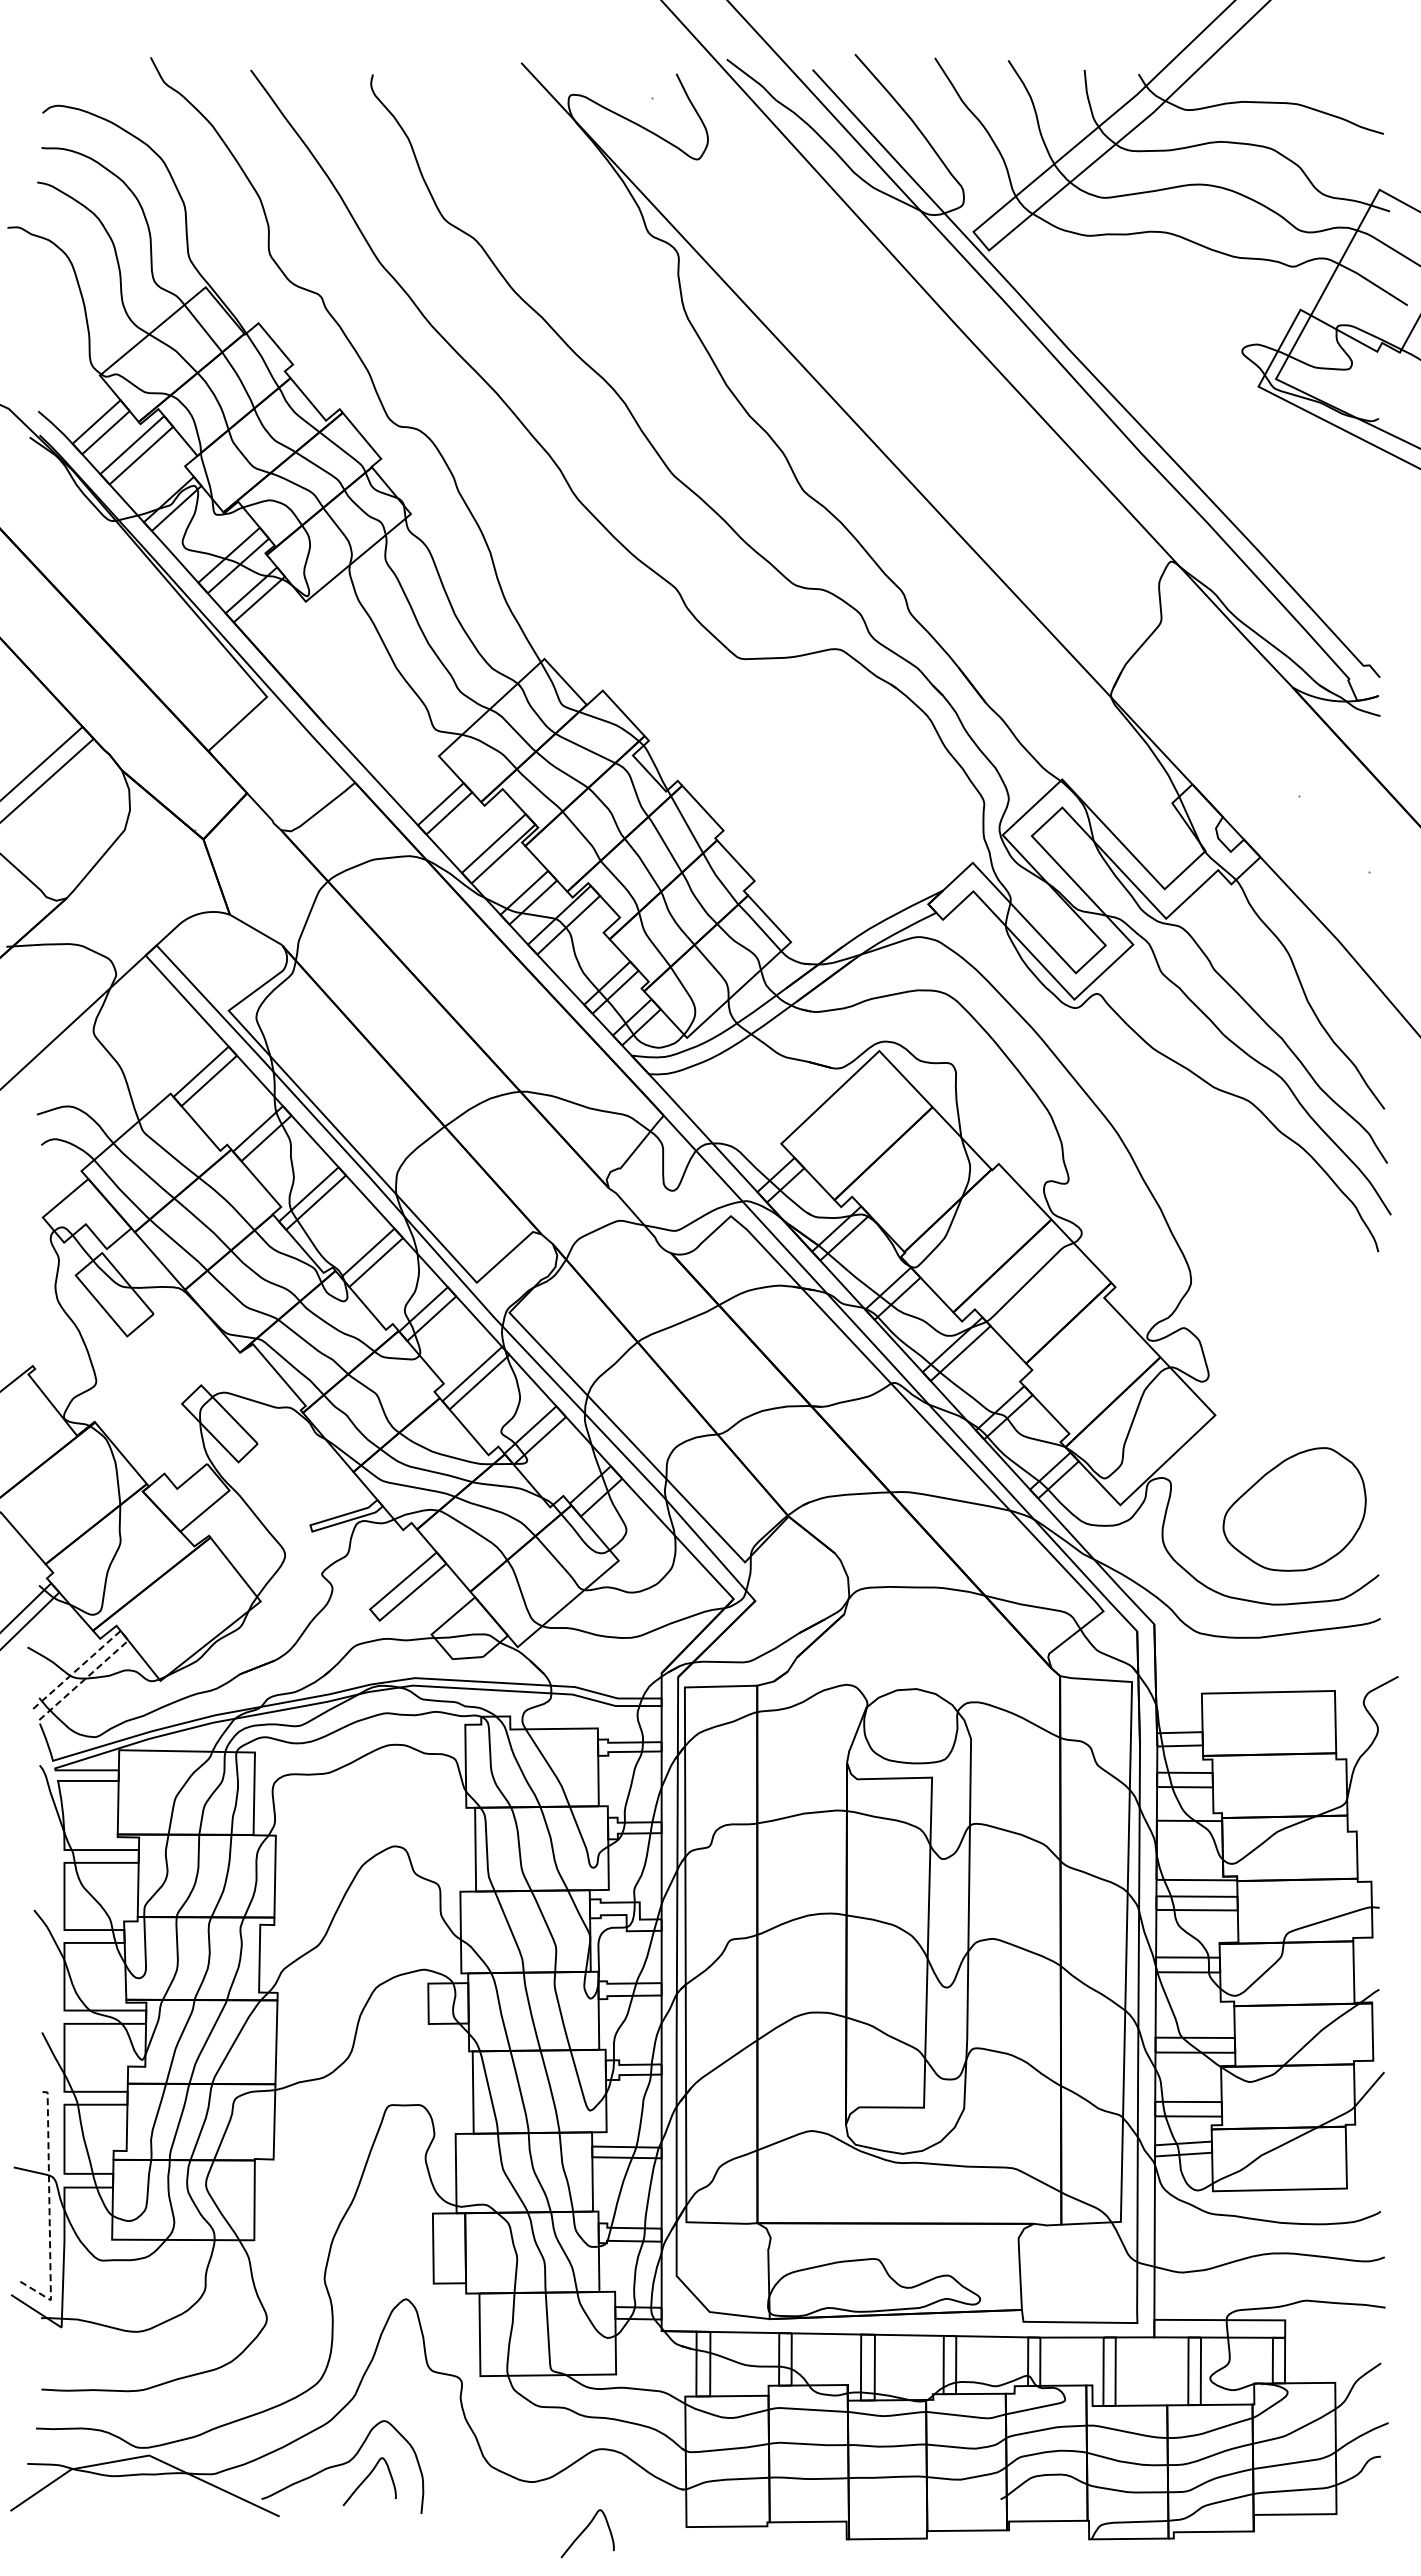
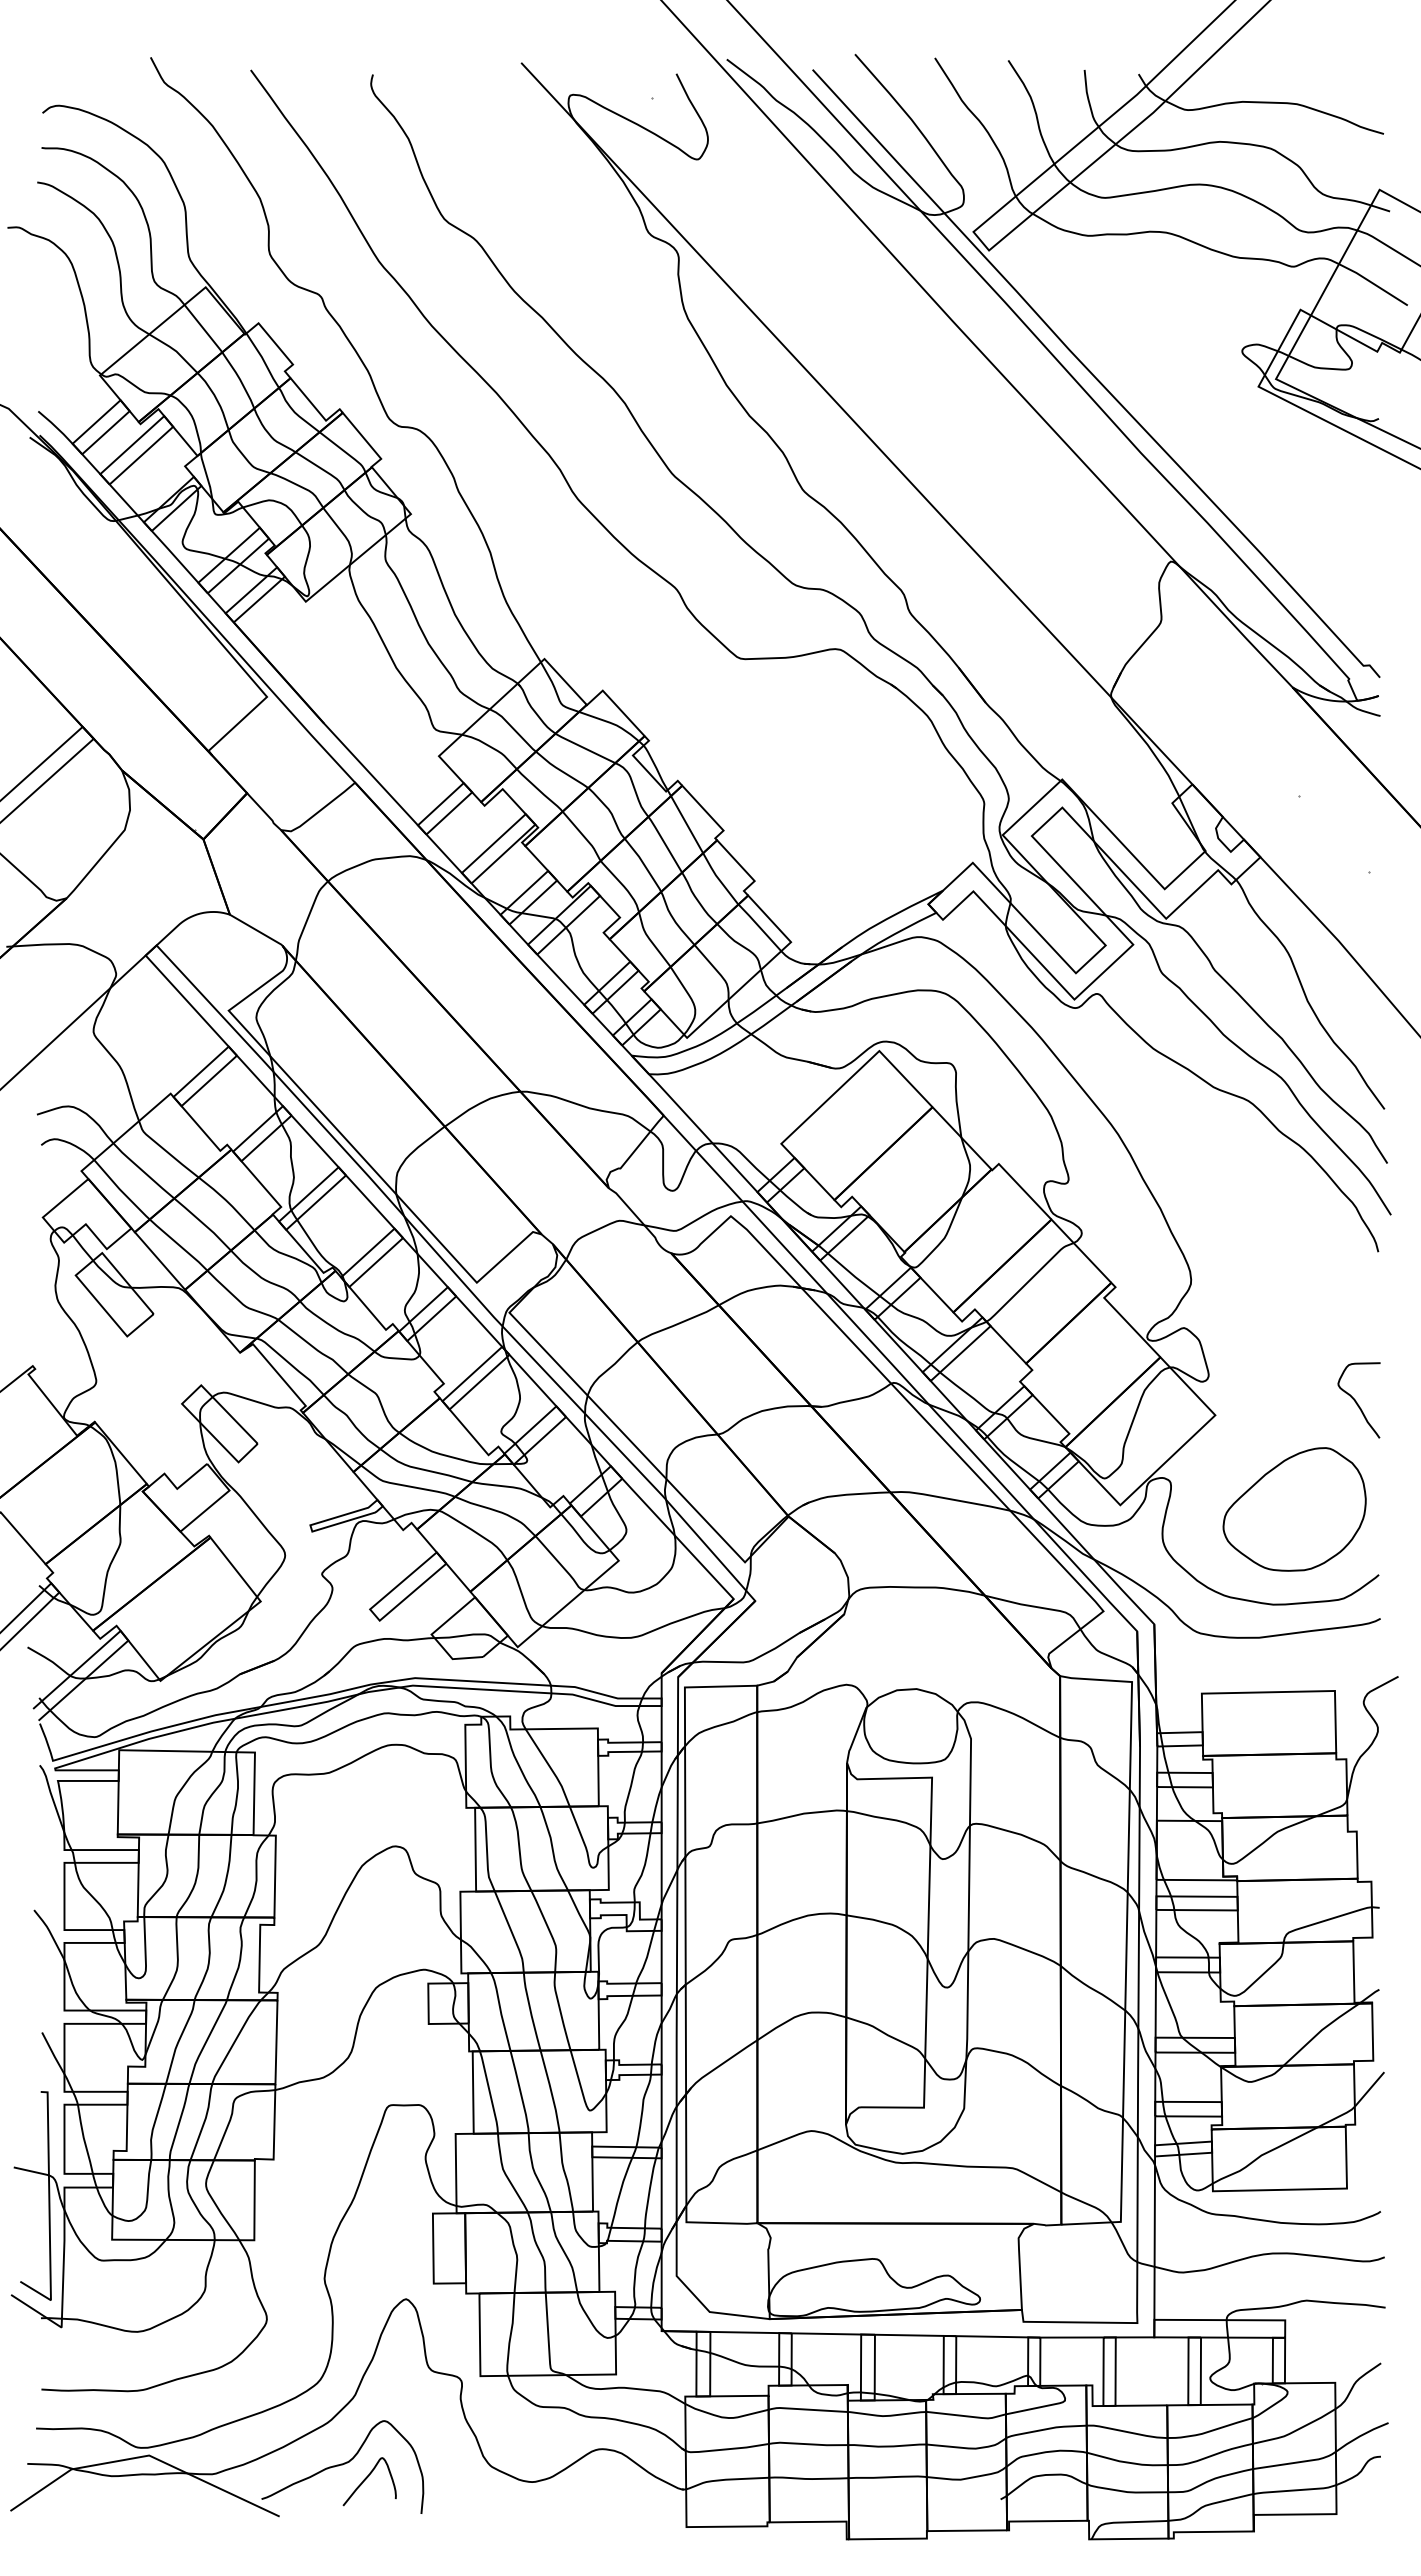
curve: none -> present (1356, 1400)
line: dashed -> solid (125, 1636)
line: dashed -> solid (49, 2210)
curve: present -> none (585, 2530)
